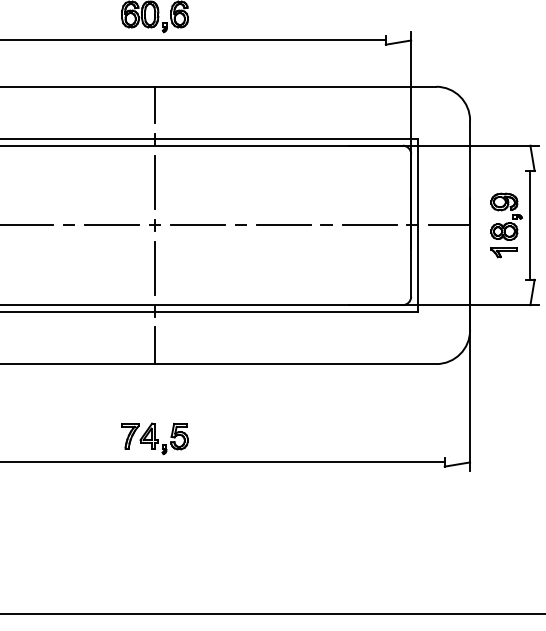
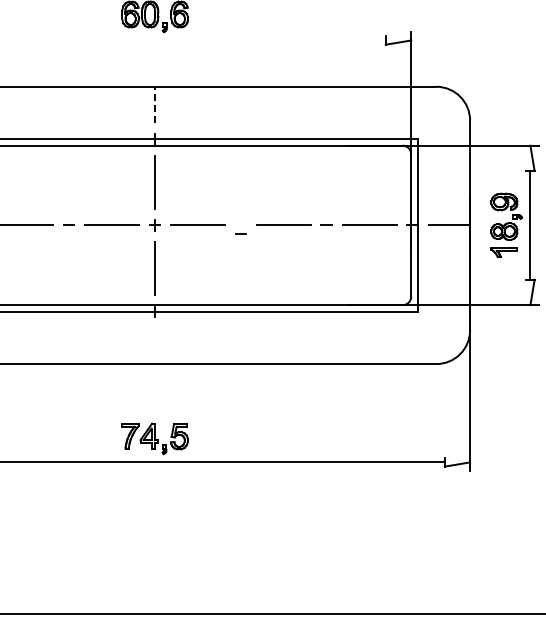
line: present -> none (193, 40)
line: solid -> dashed (155, 104)
line position: (240, 224) -> (240, 233) (240, 233)
line: present -> none (155, 345)
